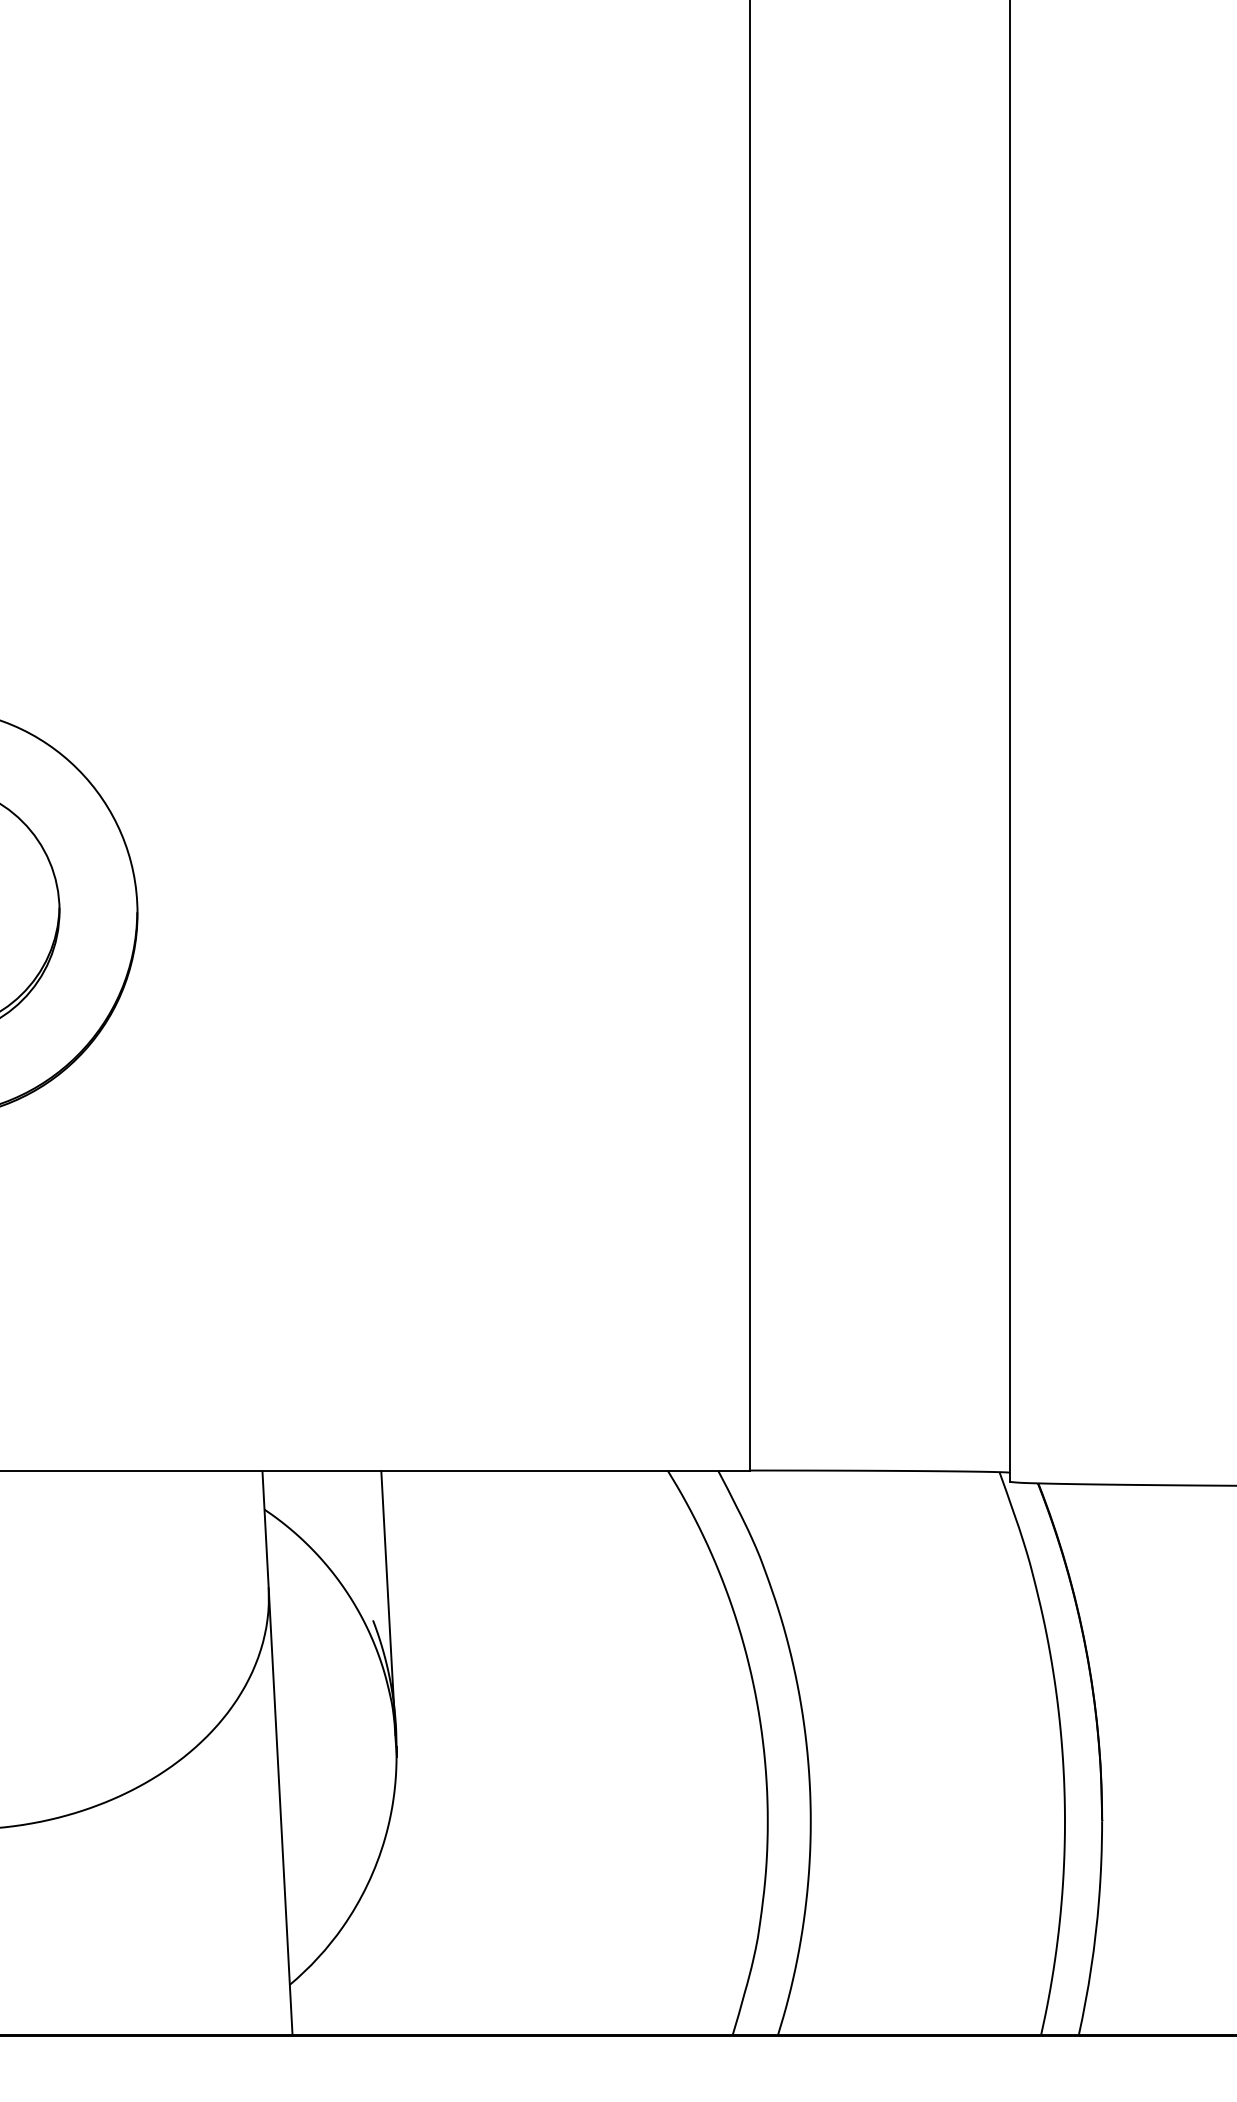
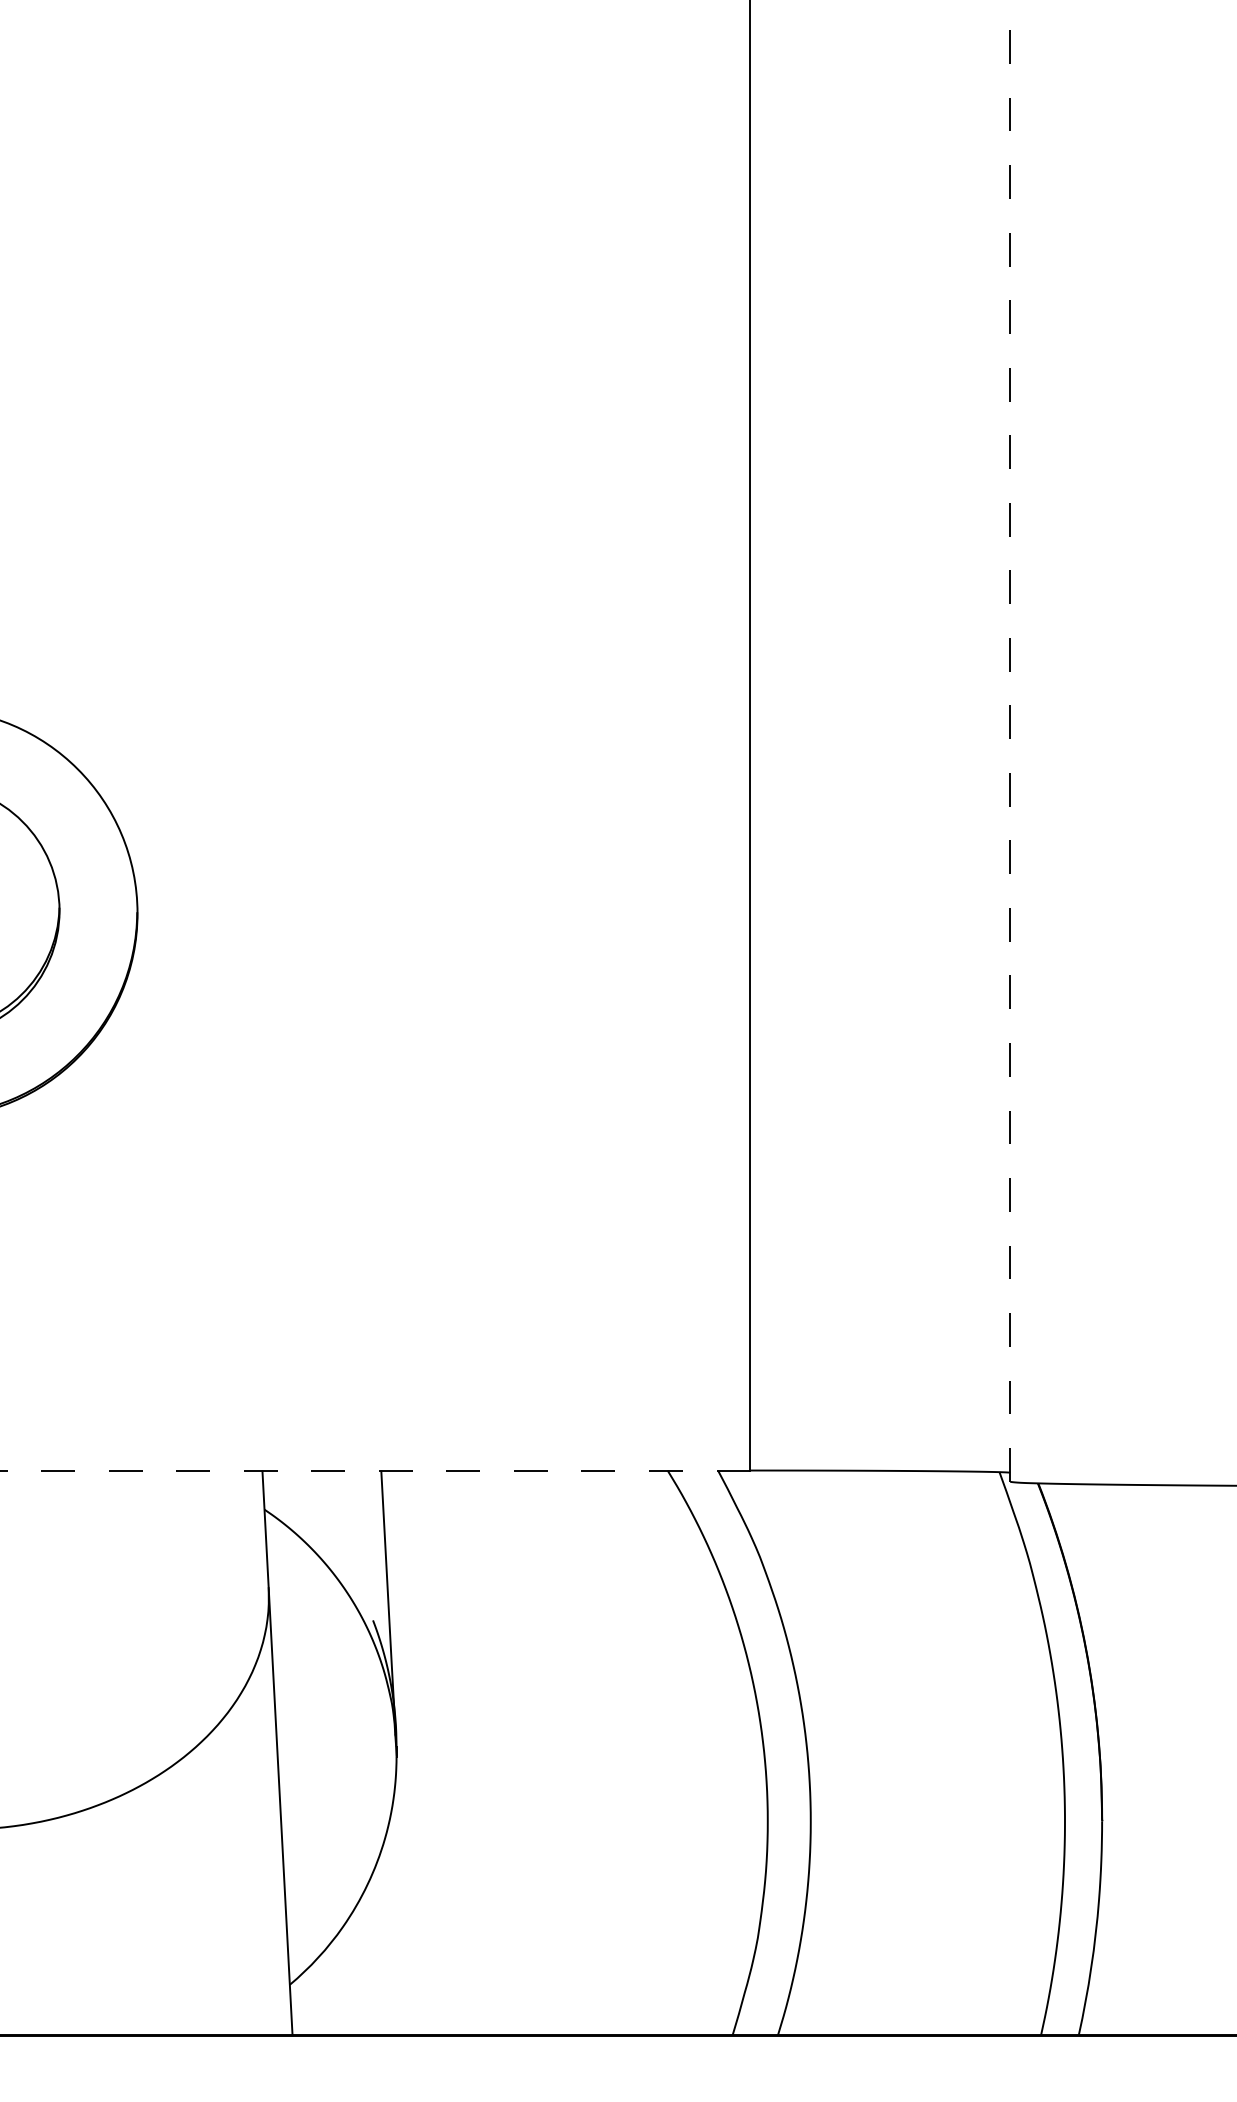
line: solid -> dashed (1010, 740)
line: solid -> dashed (375, 1470)
